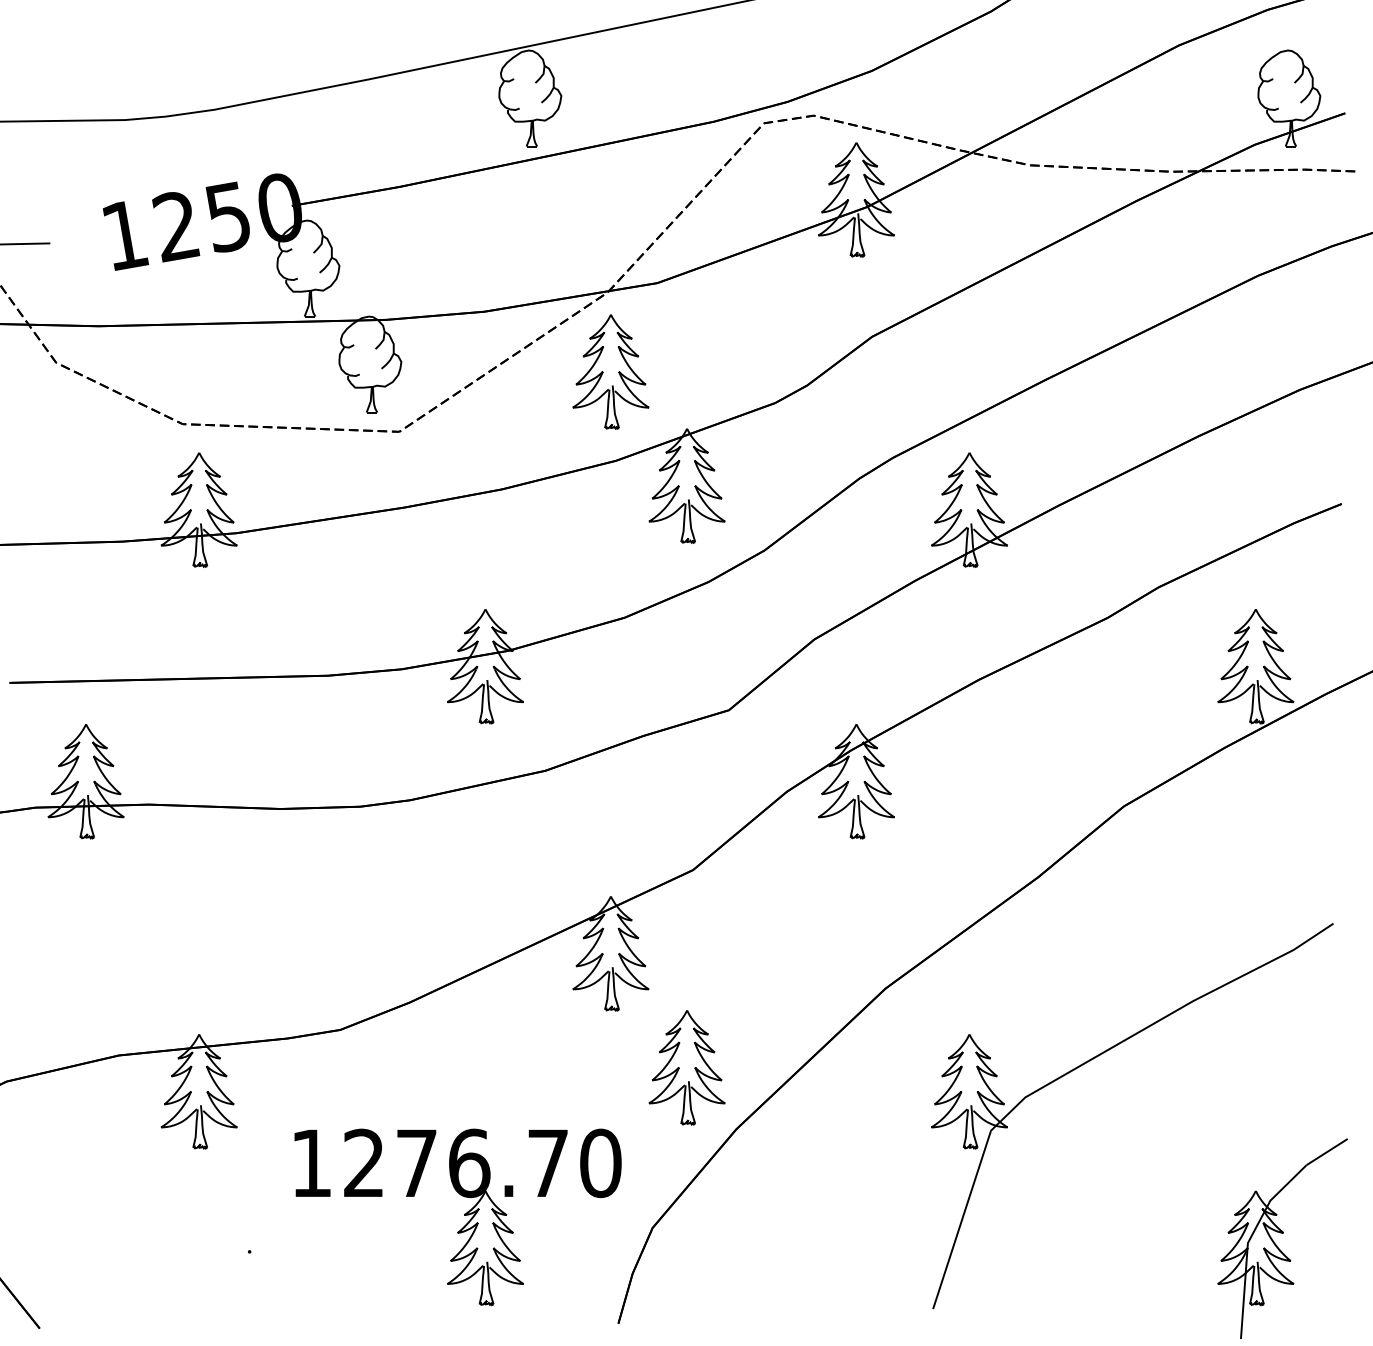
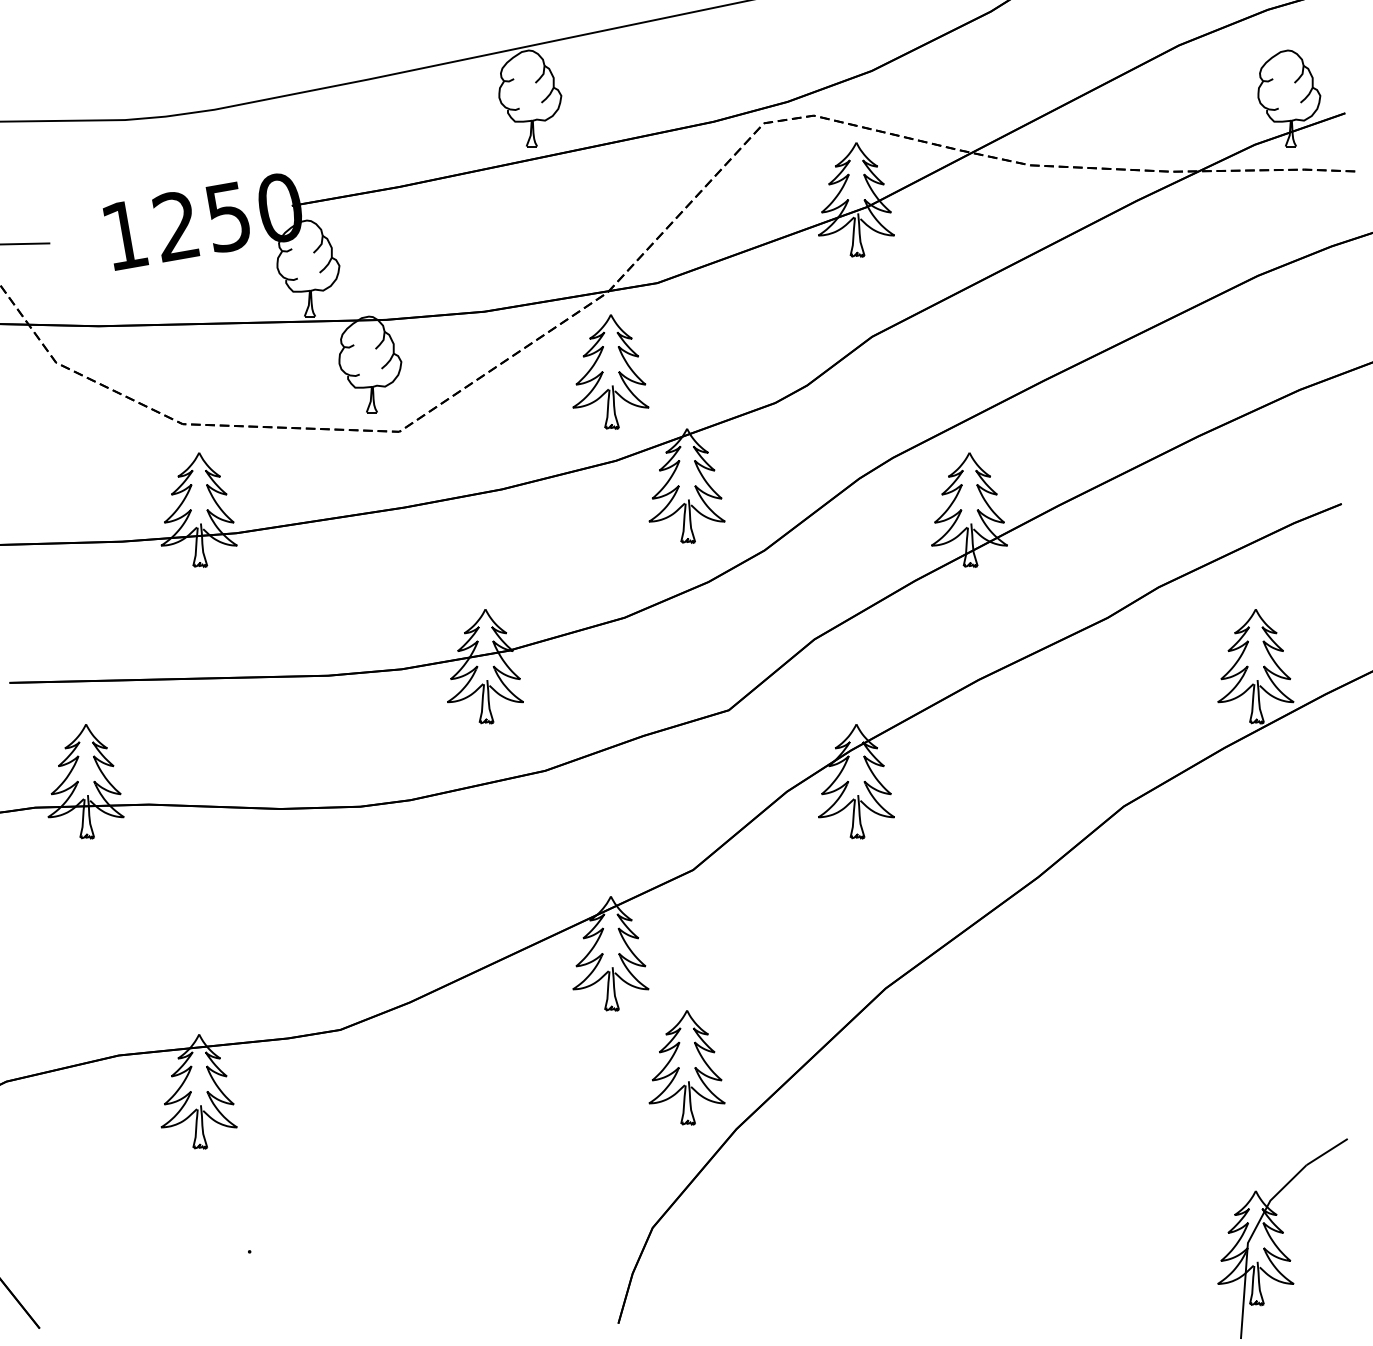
part: present -> none (1097, 1057)
part: present -> none (464, 1215)
